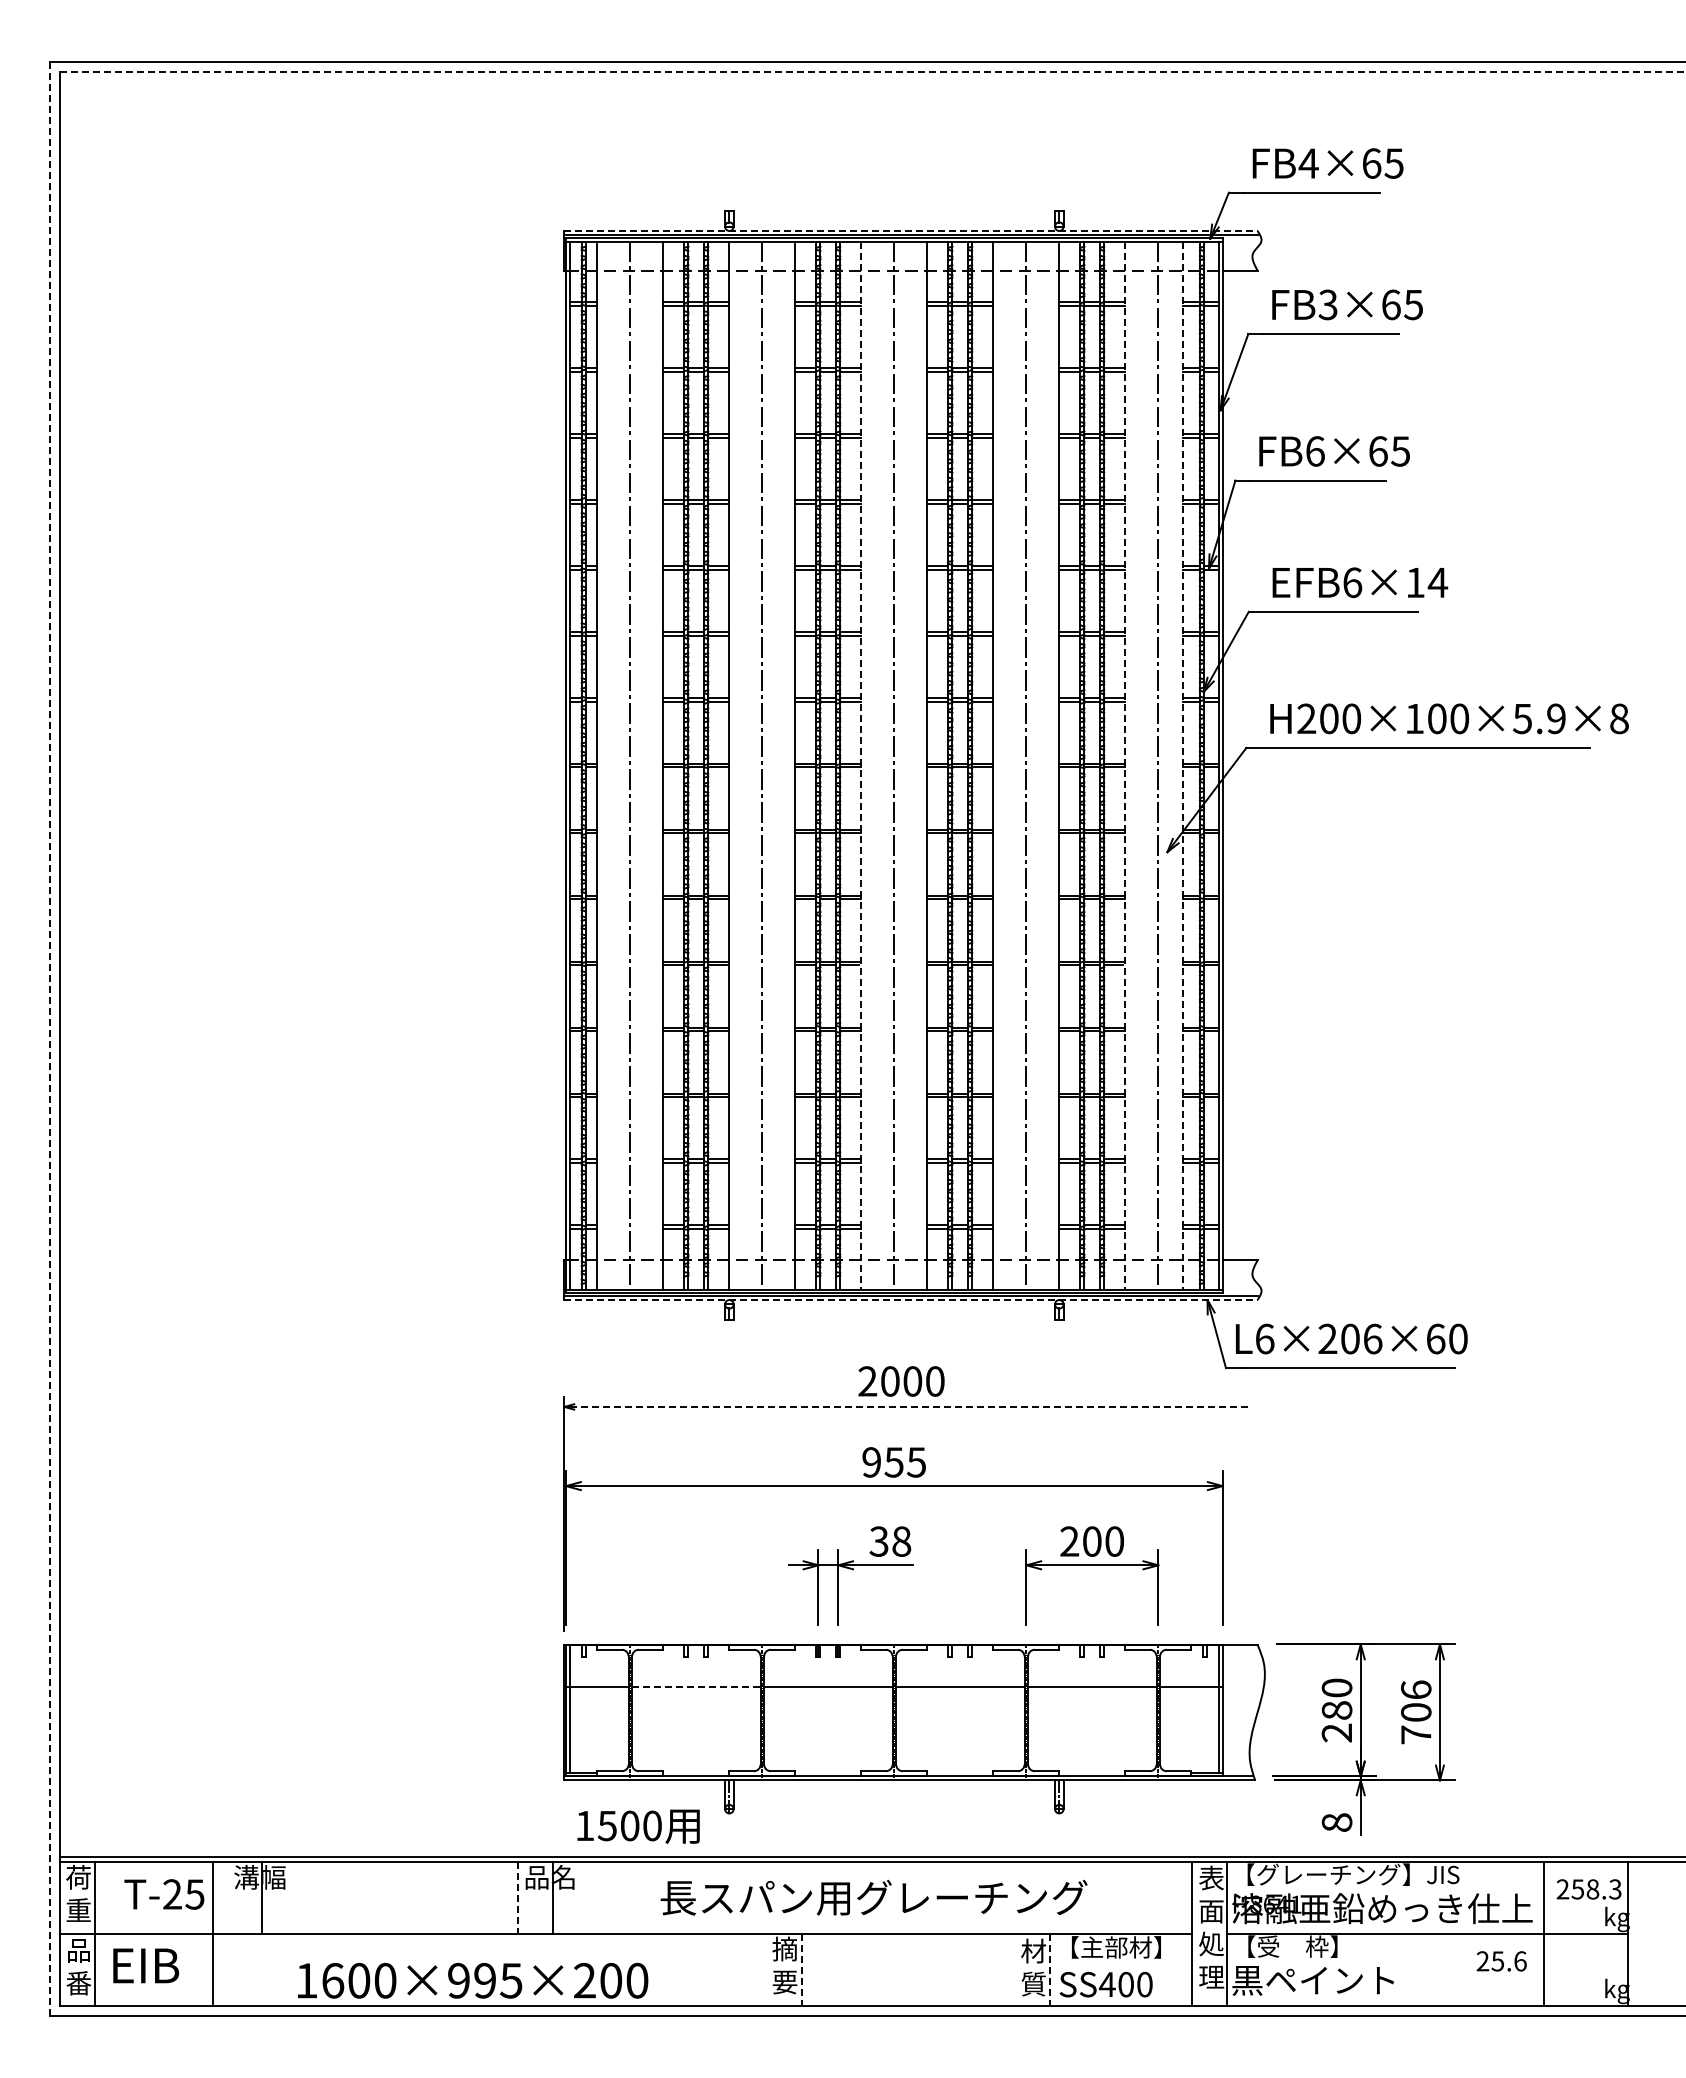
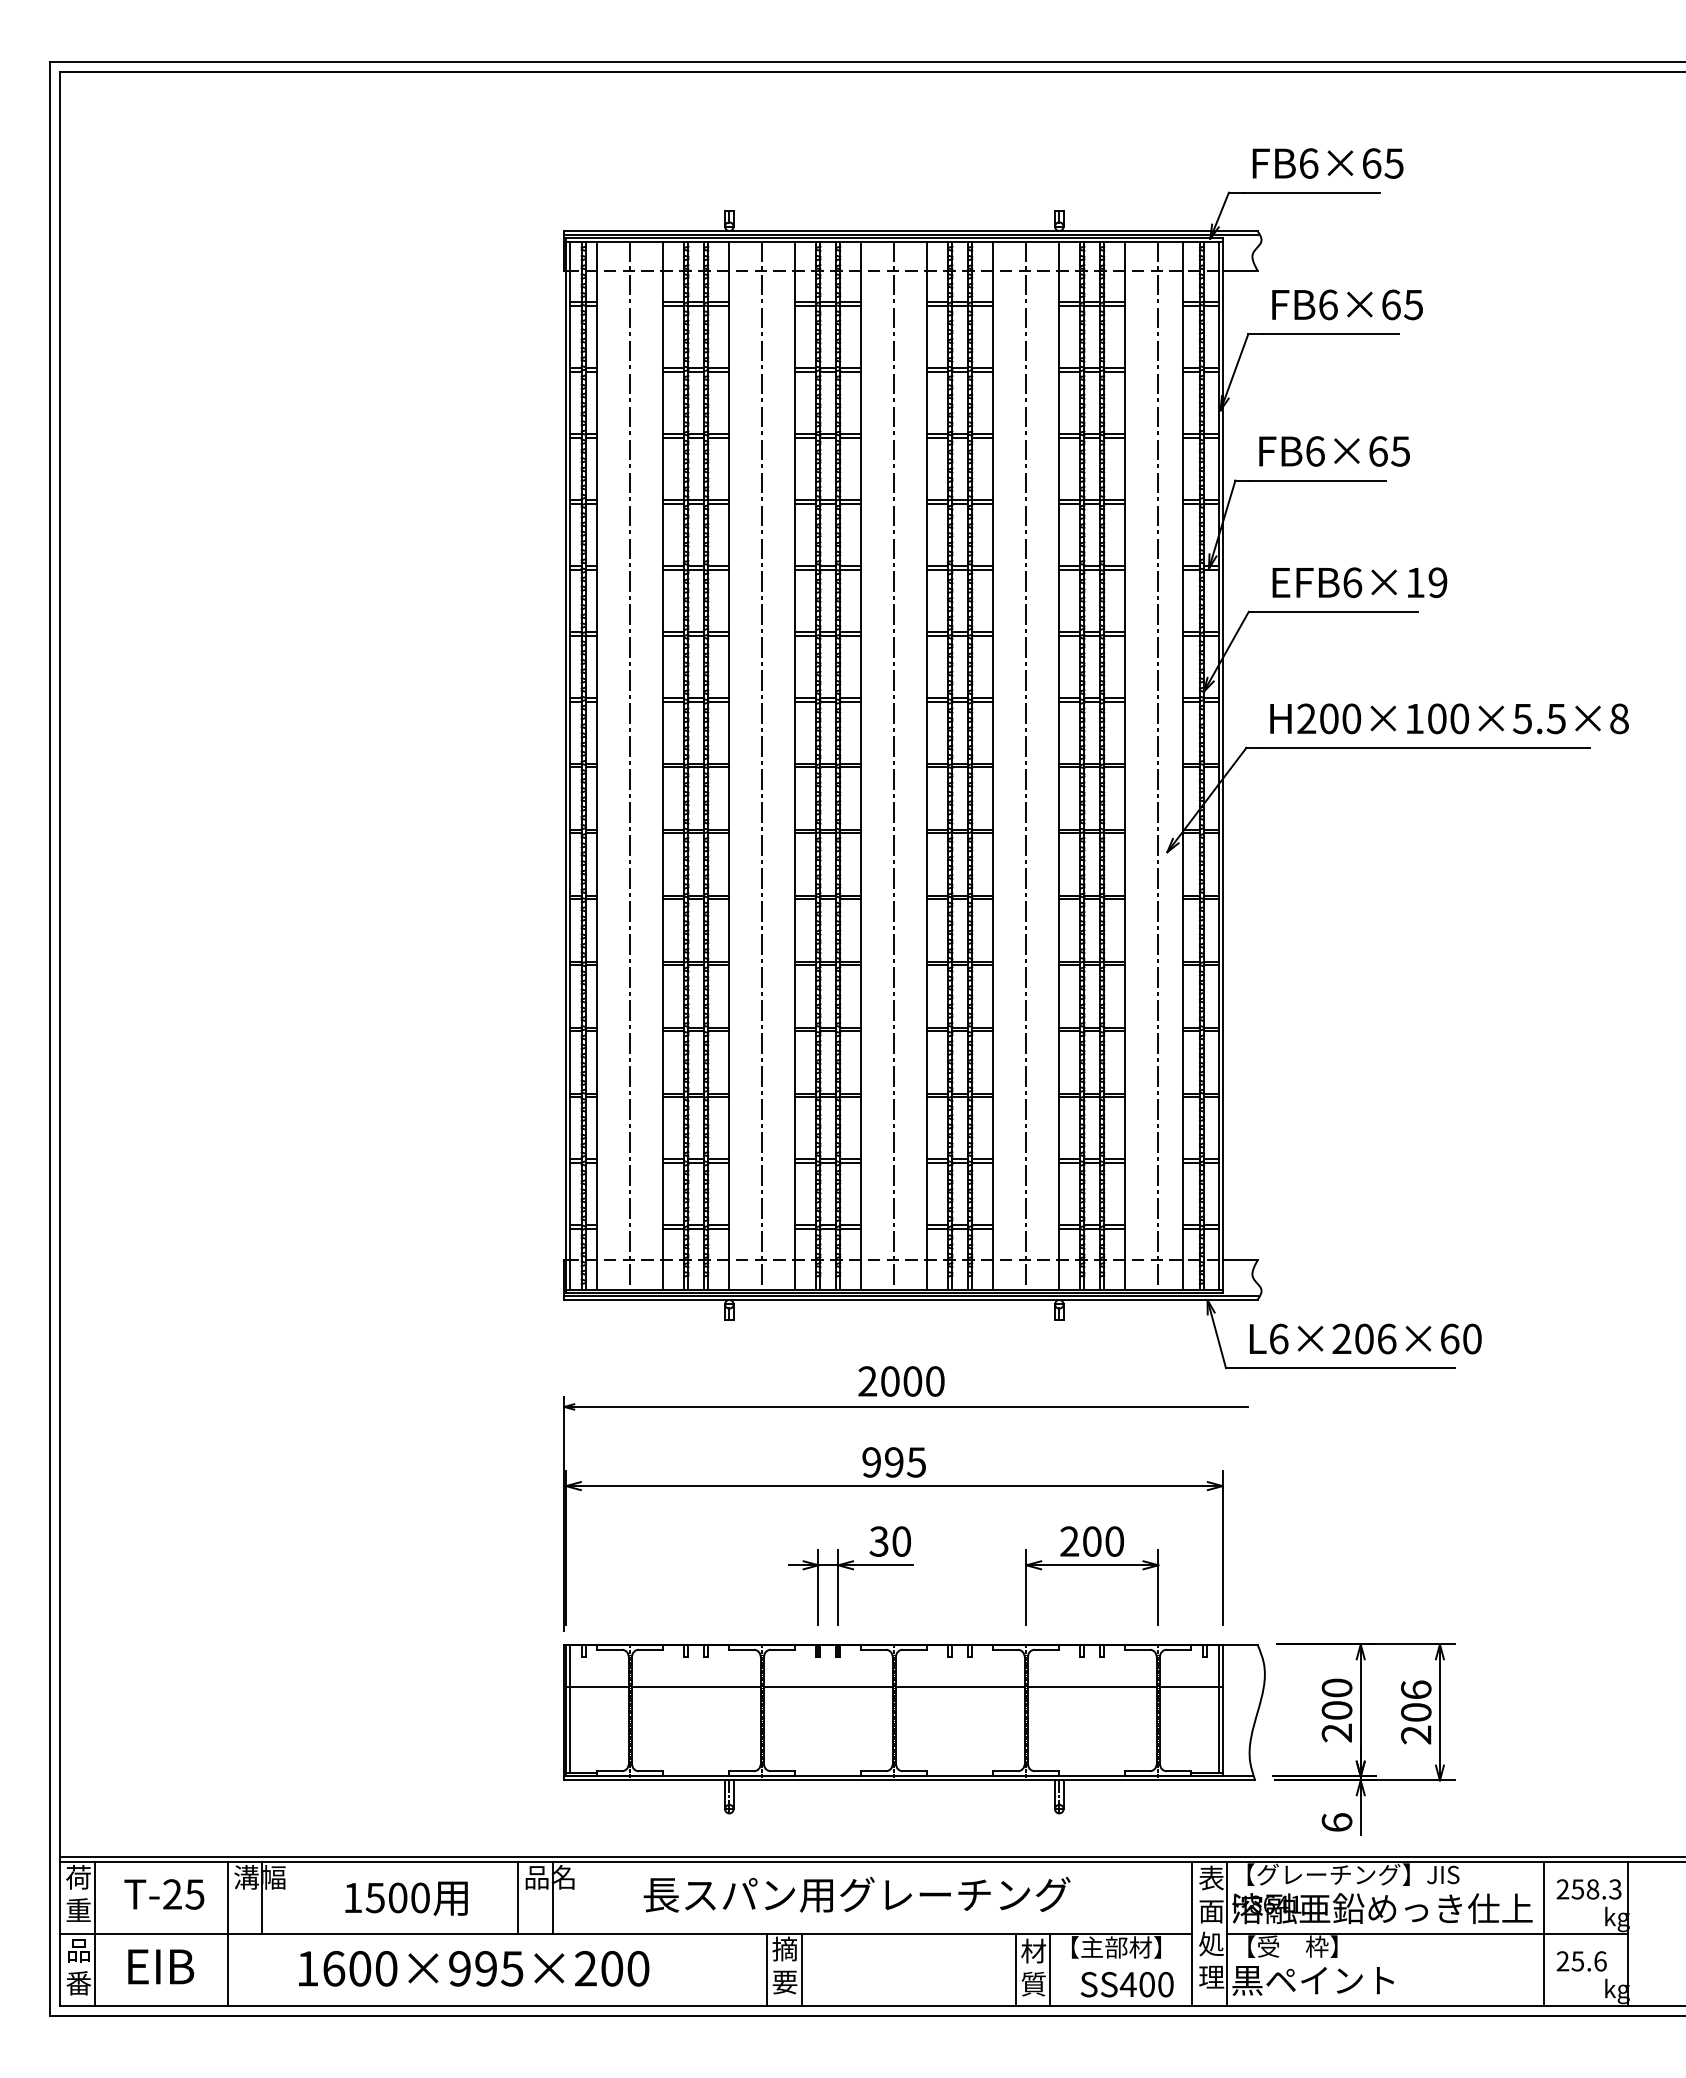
line: dashed -> solid (873, 71)
text: FB4×65 -> FB6×65 (1308, 163)
line: dashed -> solid (910, 230)
text: FB3×65 -> FB6×65 (1327, 304)
text: EFB6×14 -> EFB6×19 (1437, 582)
text: H200×100×5.9×8 -> H200×100×5.5×8 (1555, 718)
line: dashed -> solid (861, 765)
line: dashed -> solid (1125, 765)
line: dashed -> solid (1183, 765)
line: dashed -> solid (50, 1039)
line: dashed -> solid (910, 1300)
text position: (1351, 1338) -> (1365, 1338) (1365, 1338)
line: dashed -> solid (910, 1406)
text: 955 -> 995 (893, 1462)
text: 38 -> 30 (901, 1541)
line: dashed -> solid (695, 1687)
text: 280 -> 200 (1337, 1710)
text: 706 -> 206 (1416, 1734)
text: 8 -> 6 (1336, 1822)
text position: (638, 1826) -> (406, 1898) (406, 1898)
line: dashed -> solid (518, 1897)
text position: (873, 1897) -> (856, 1894) (856, 1894)
line position: (212, 1933) -> (227, 1933) (227, 1933)
text position: (1501, 1961) -> (1581, 1961) (1581, 1961)
text position: (146, 1965) -> (161, 1966) (161, 1966)
line: none -> present (766, 1969)
line: dashed -> solid (801, 1969)
line: none -> present (1015, 1969)
line: dashed -> solid (1050, 1969)
text position: (473, 1980) -> (474, 1968) (474, 1968)
text position: (1105, 1984) -> (1126, 1984) (1126, 1984)
